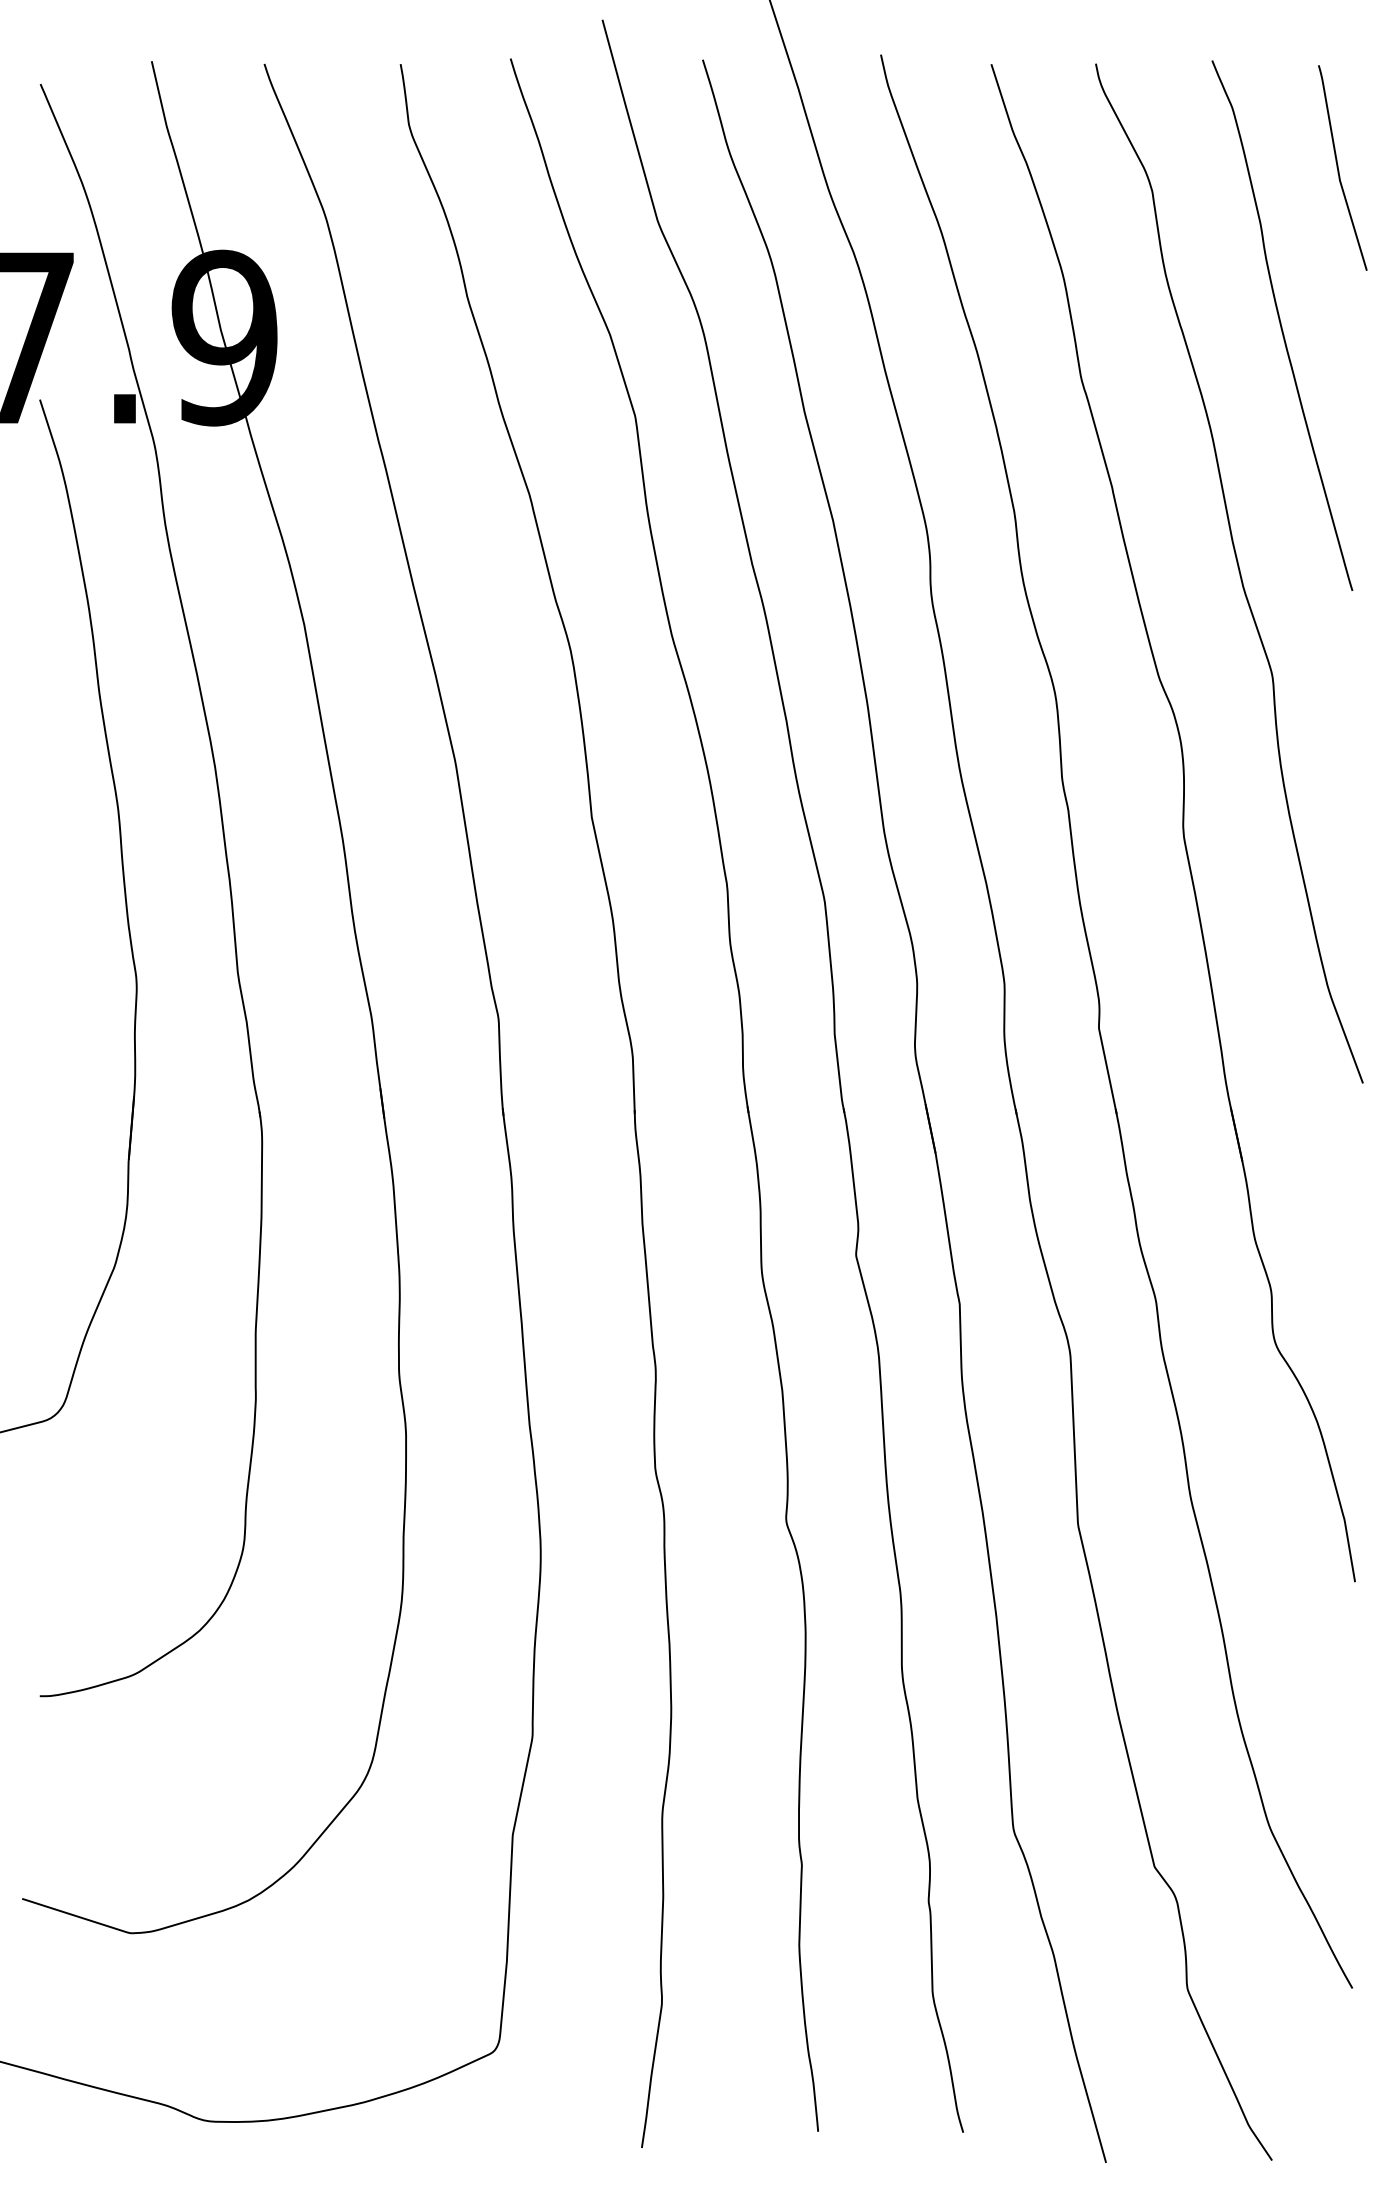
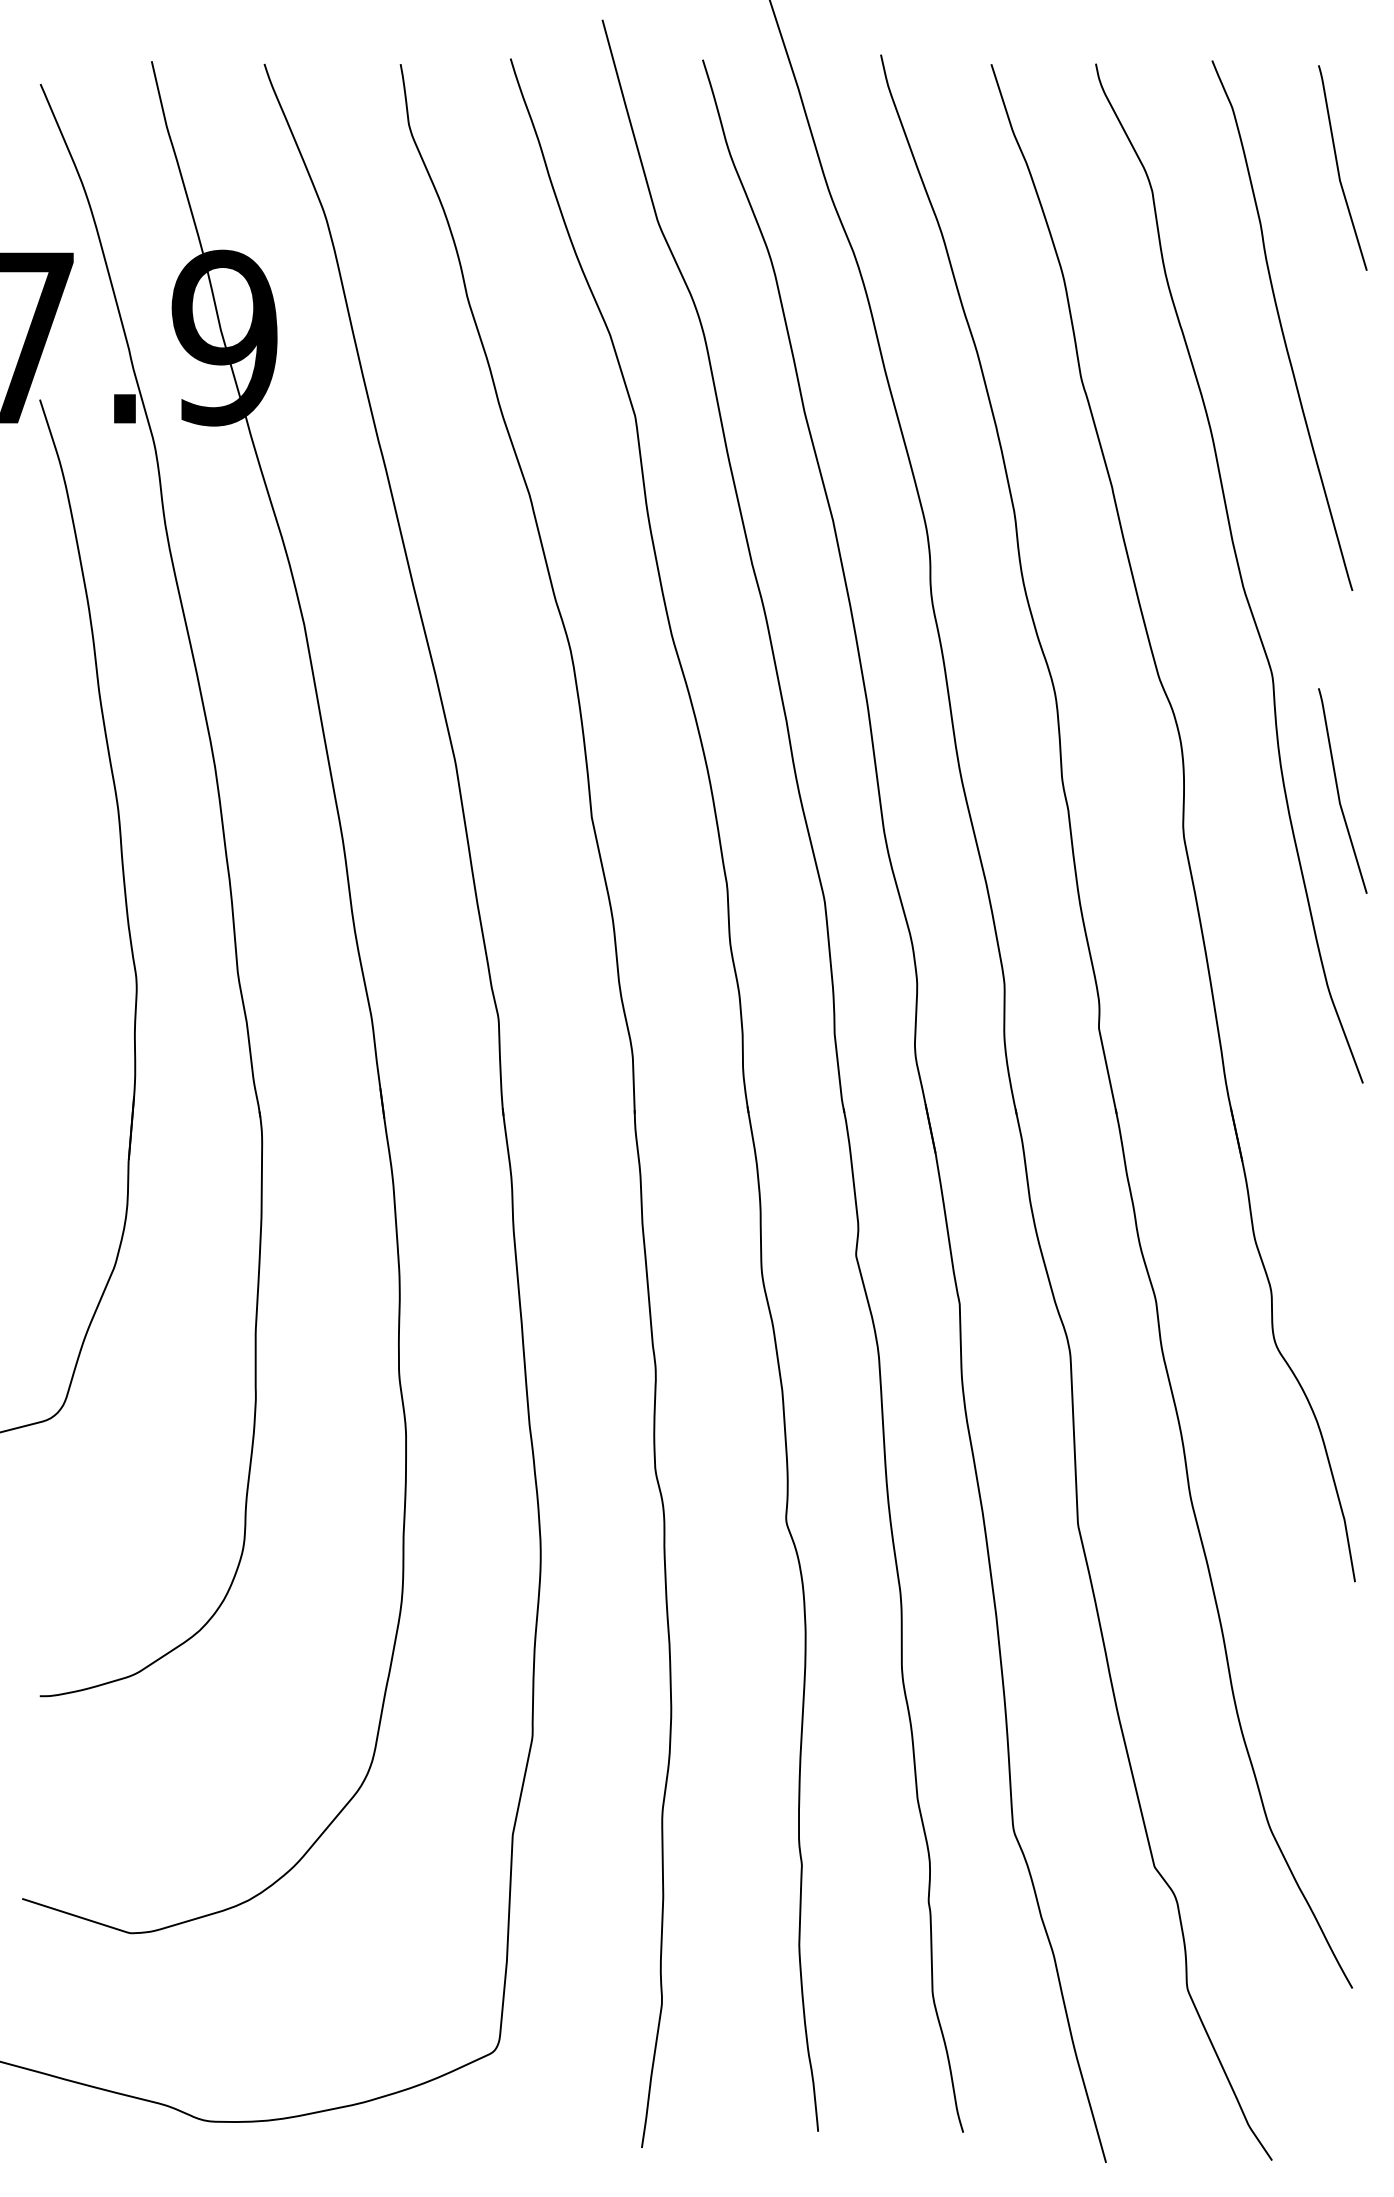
curve: none -> present (1338, 790)
